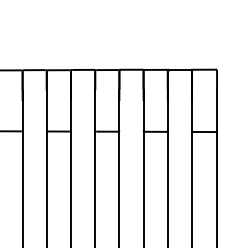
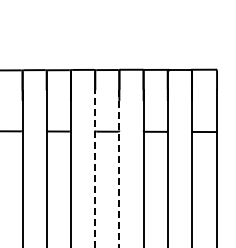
line: solid -> dashed (95, 168)
line: solid -> dashed (119, 169)
